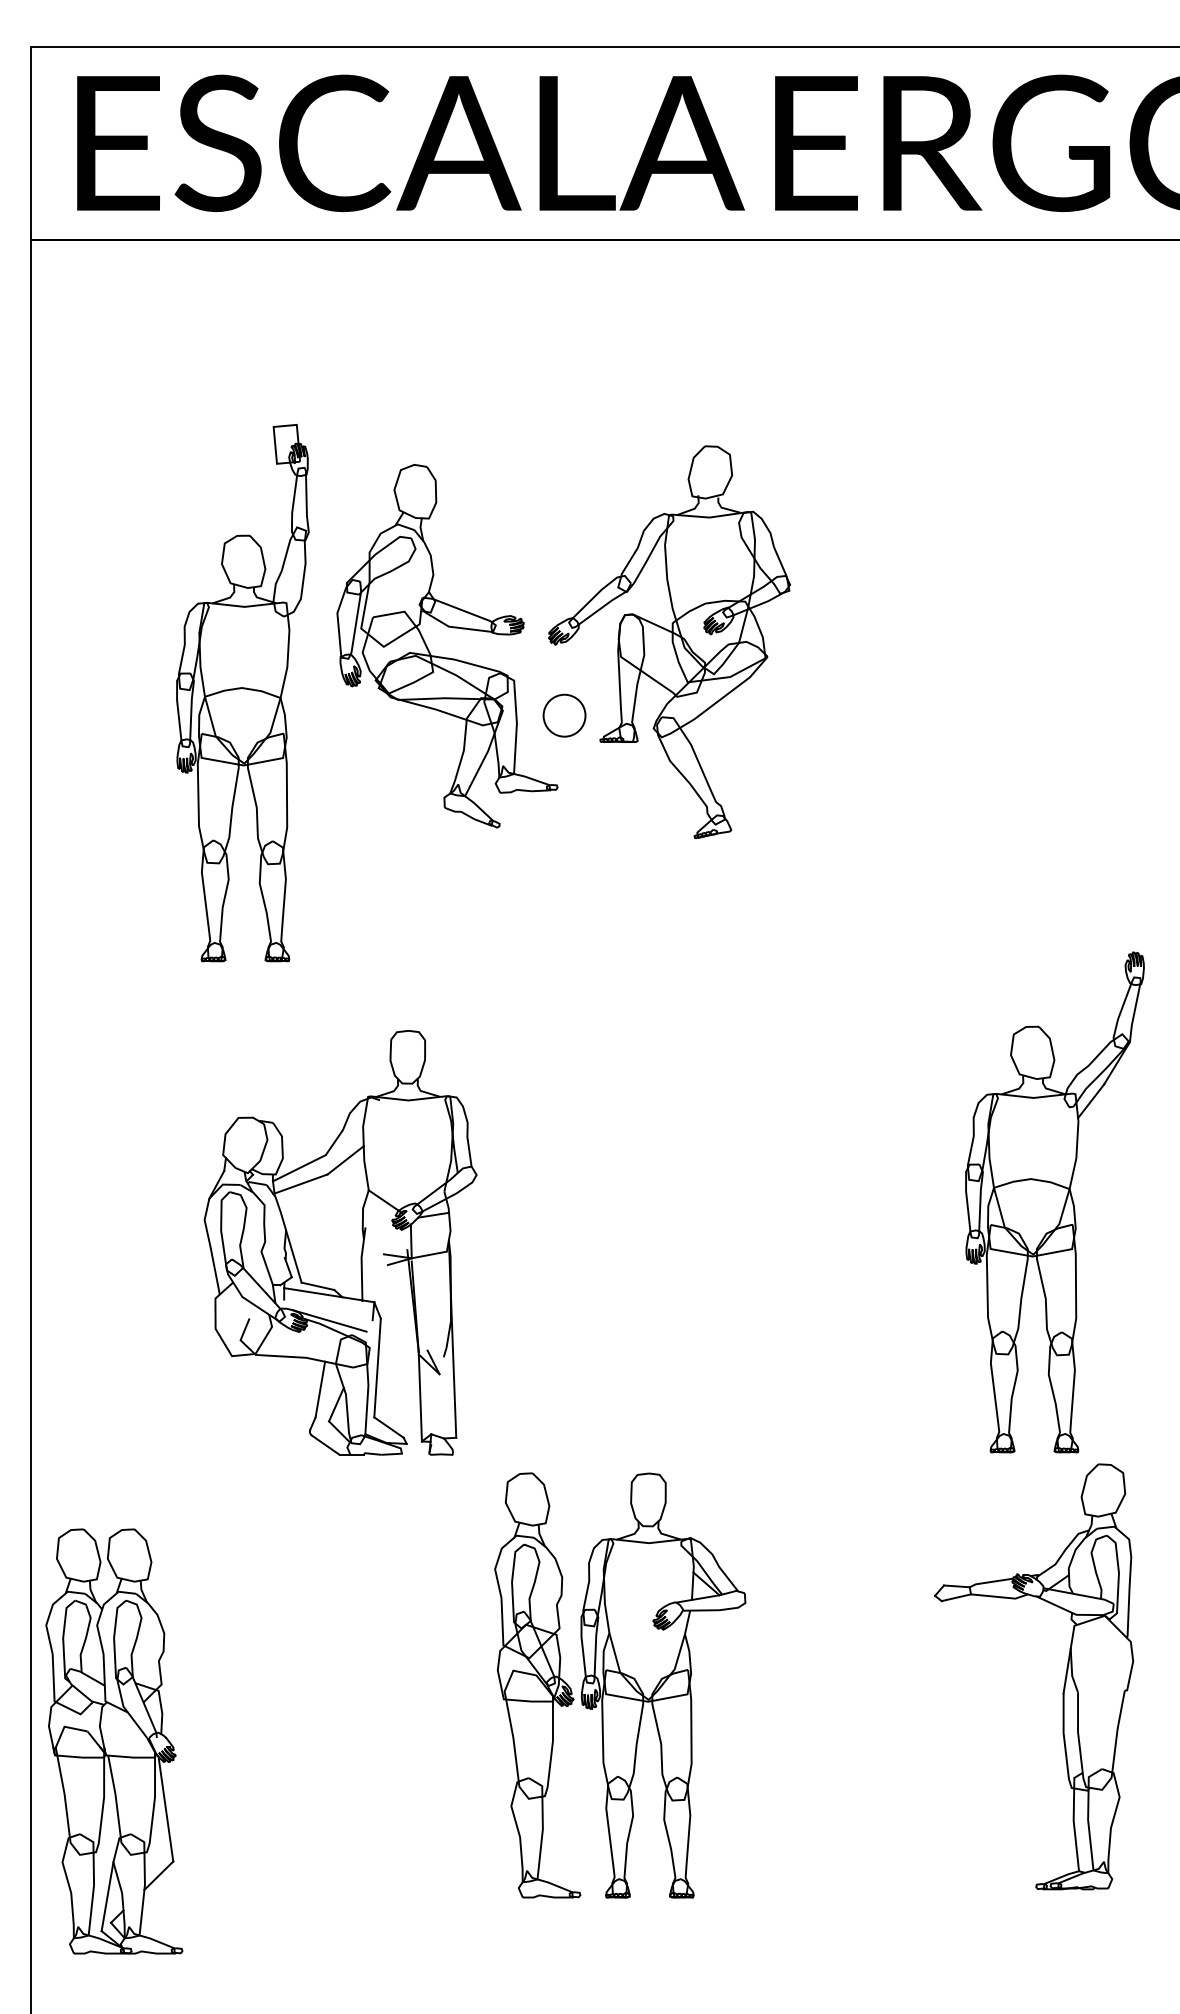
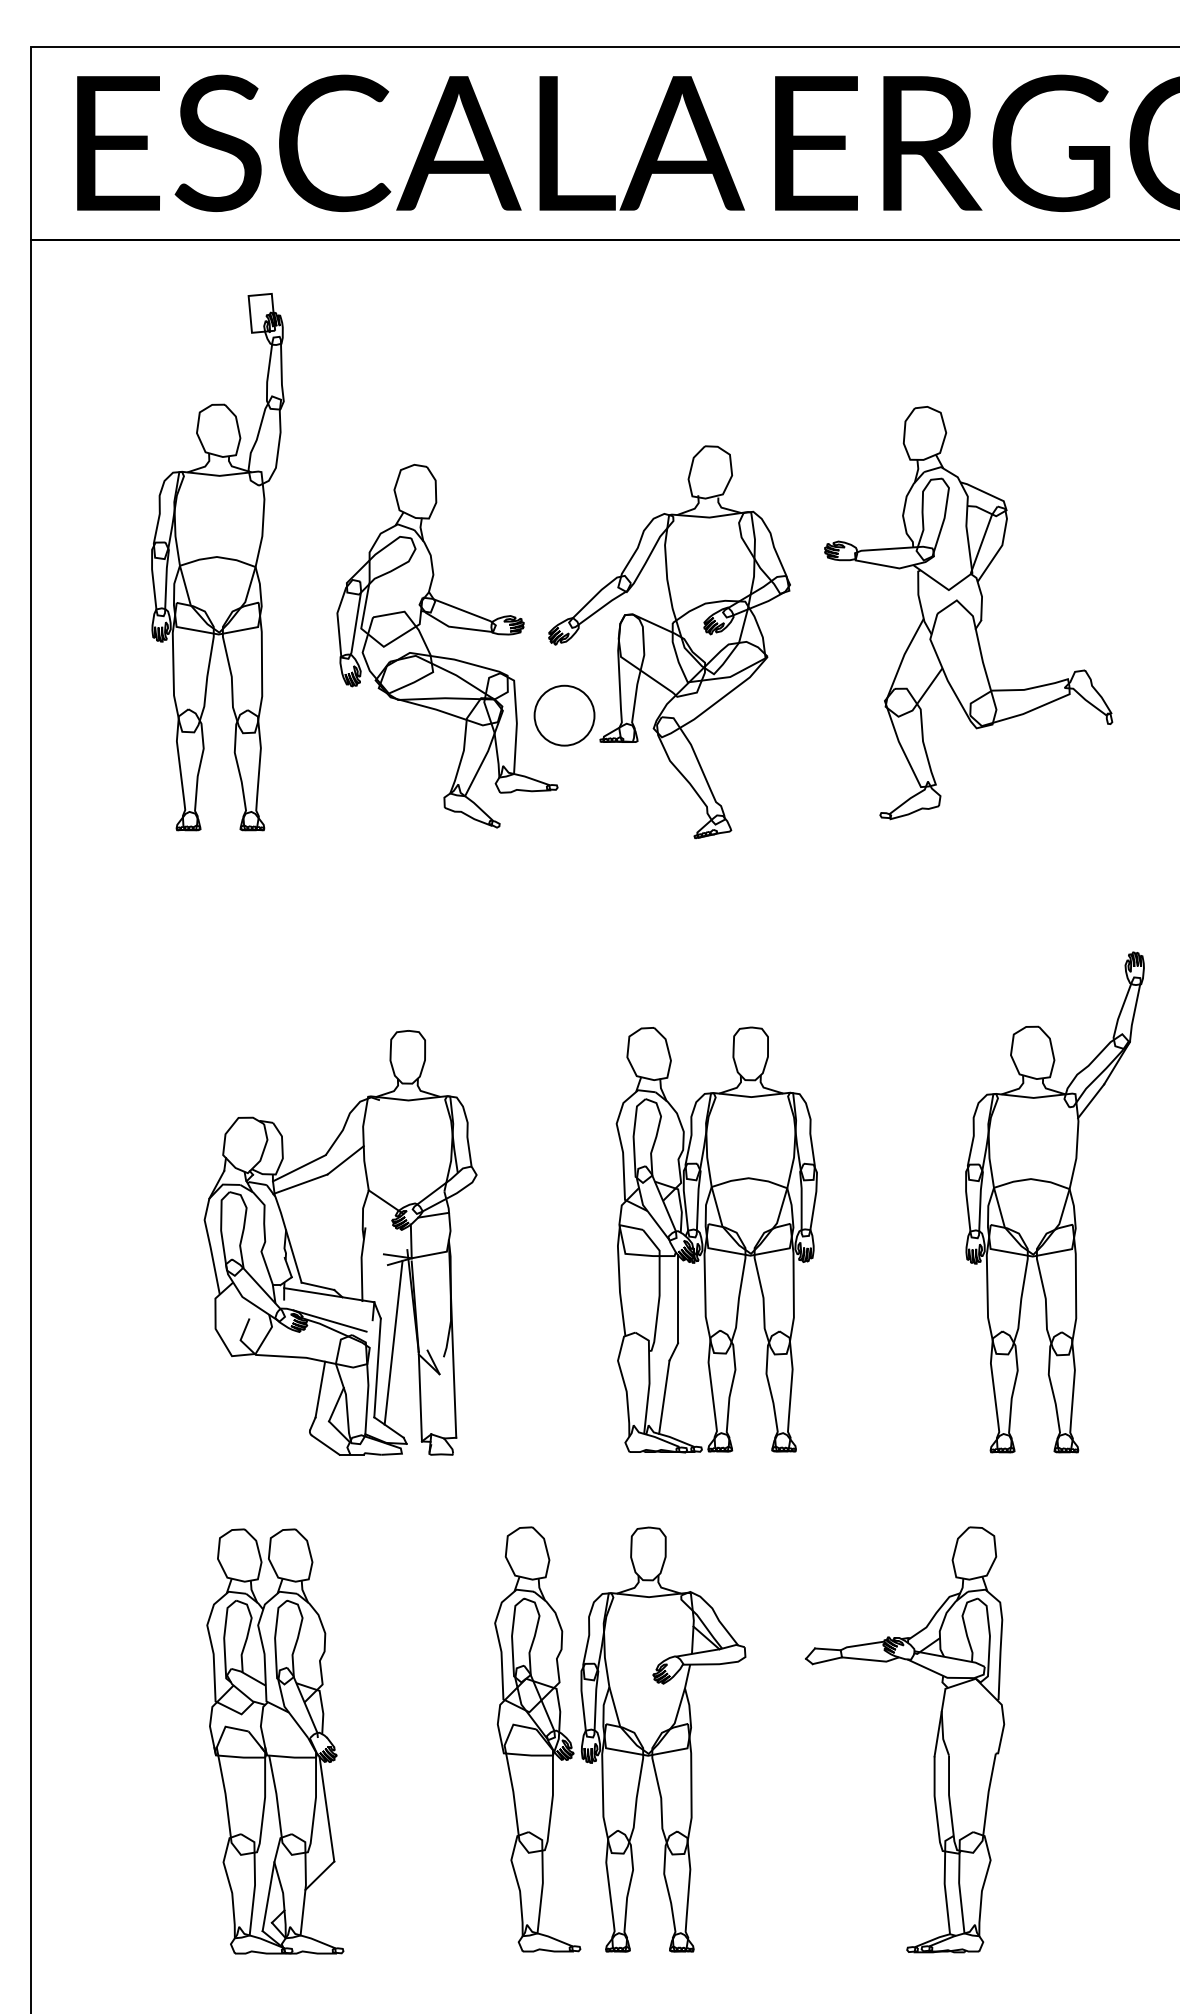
part: none -> present (968, 613)
part position: (242, 693) -> (217, 562) (217, 562)
circle diameter: 42 px -> 60 px (564, 715)
part: none -> present (716, 1239)
line: none -> present (393, 1342)
part position: (1064, 1679) -> (935, 1742) (935, 1742)
part position: (620, 1685) -> (620, 1739) (620, 1739)
part position: (114, 1741) -> (275, 1741) (275, 1741)
